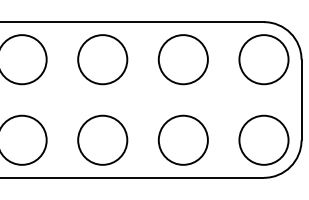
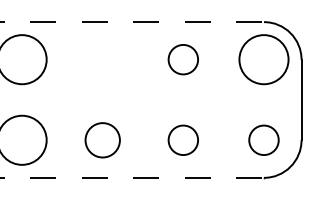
line: solid -> dashed (132, 22)
circle: present -> none (102, 59)
circle diameter: 49 px -> 29 px (183, 59)
circle diameter: 49 px -> 34 px (102, 140)
circle diameter: 49 px -> 29 px (183, 140)
circle diameter: 49 px -> 29 px (263, 140)
line: solid -> dashed (132, 177)
